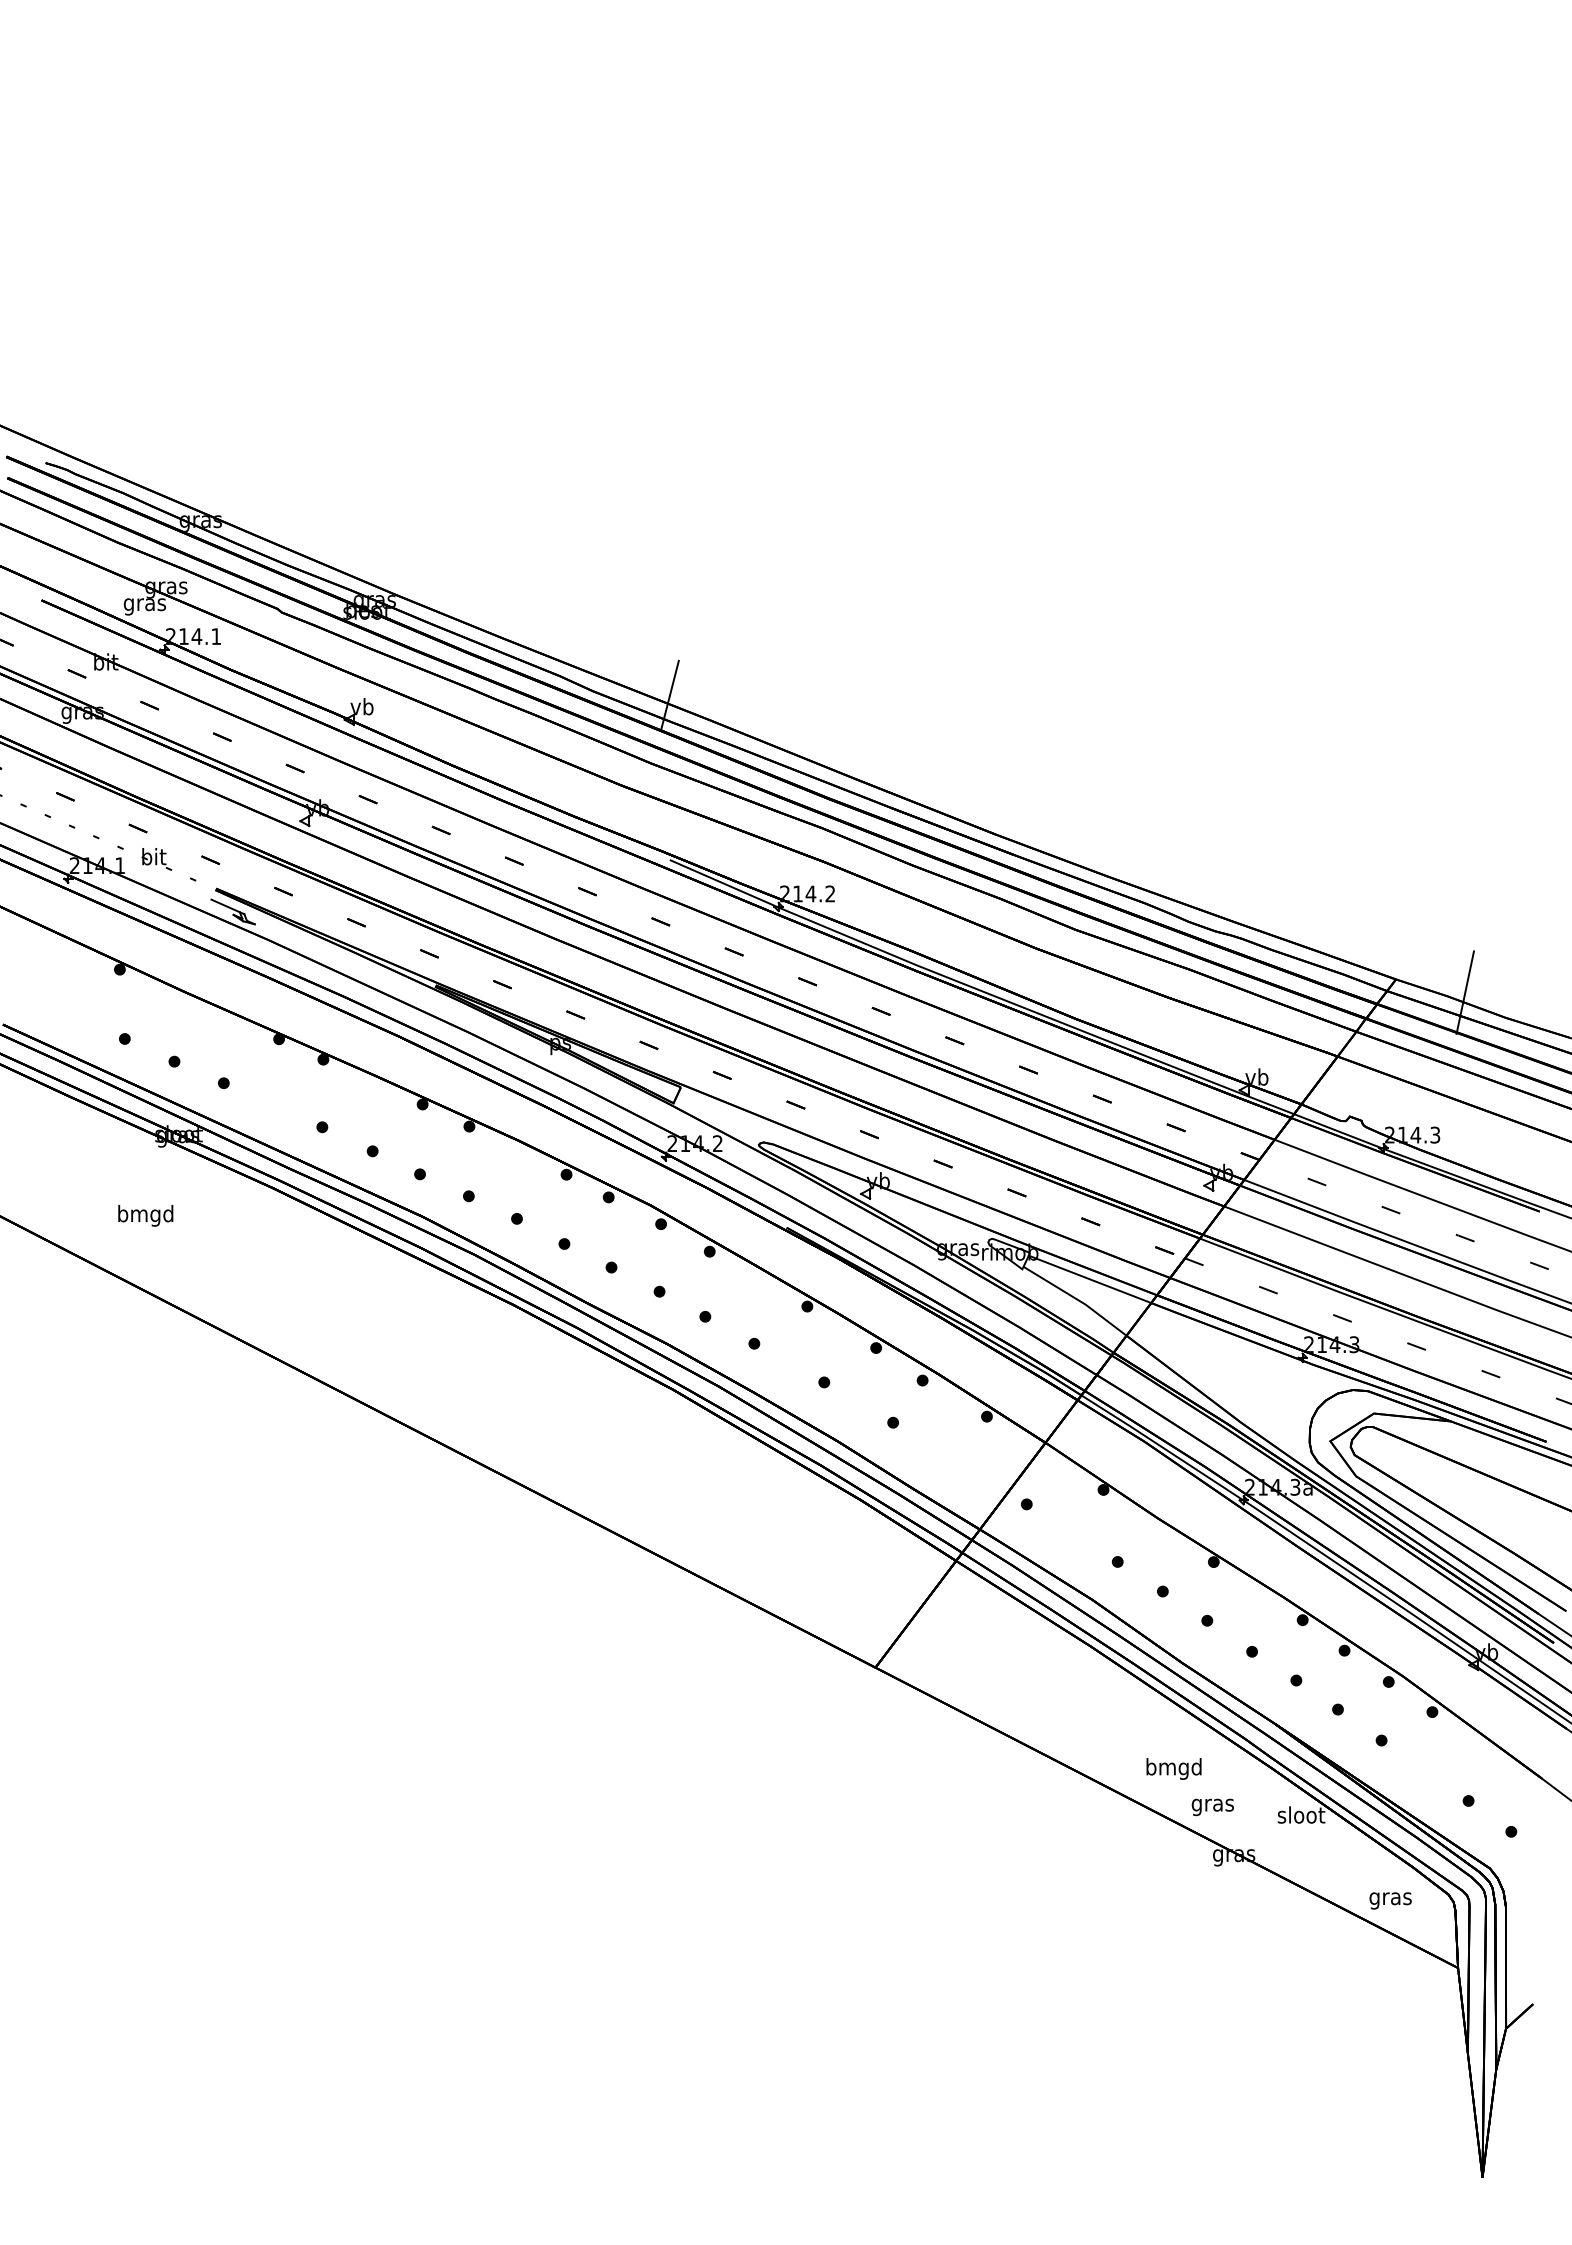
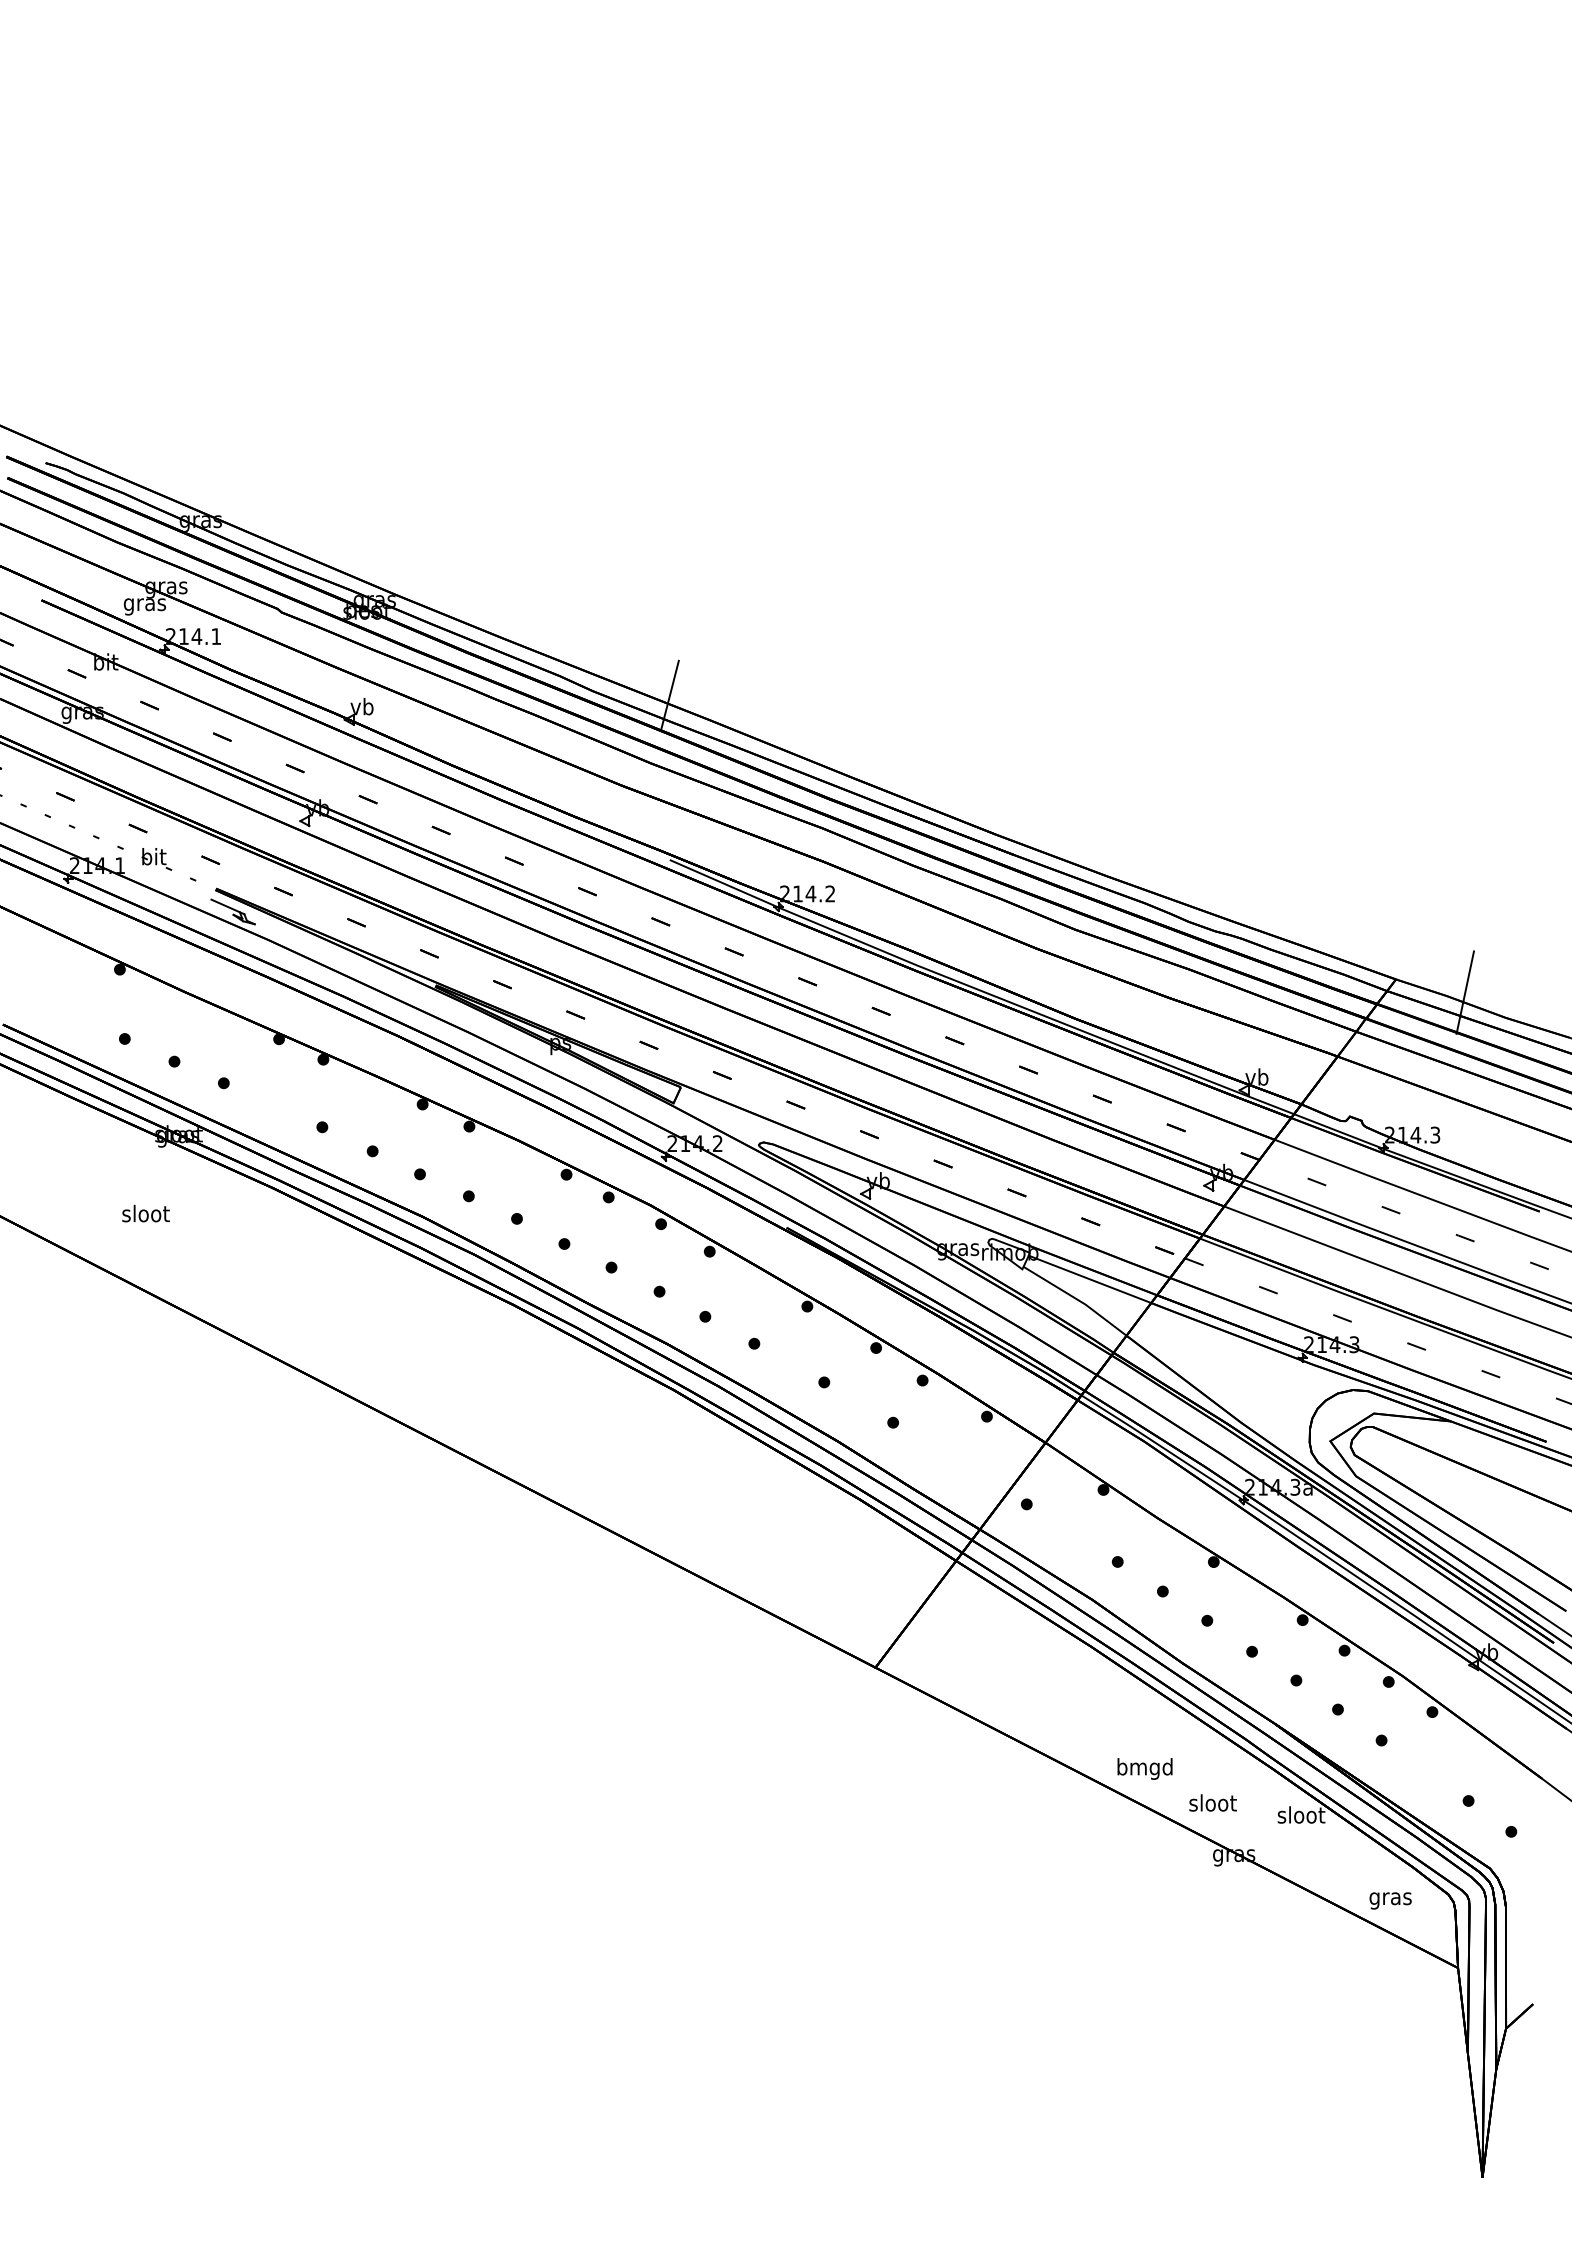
text: bmgd -> sloot (145, 1215)
text position: (1173, 1768) -> (1144, 1768) (1144, 1768)
text: gras -> sloot (1212, 1805)
